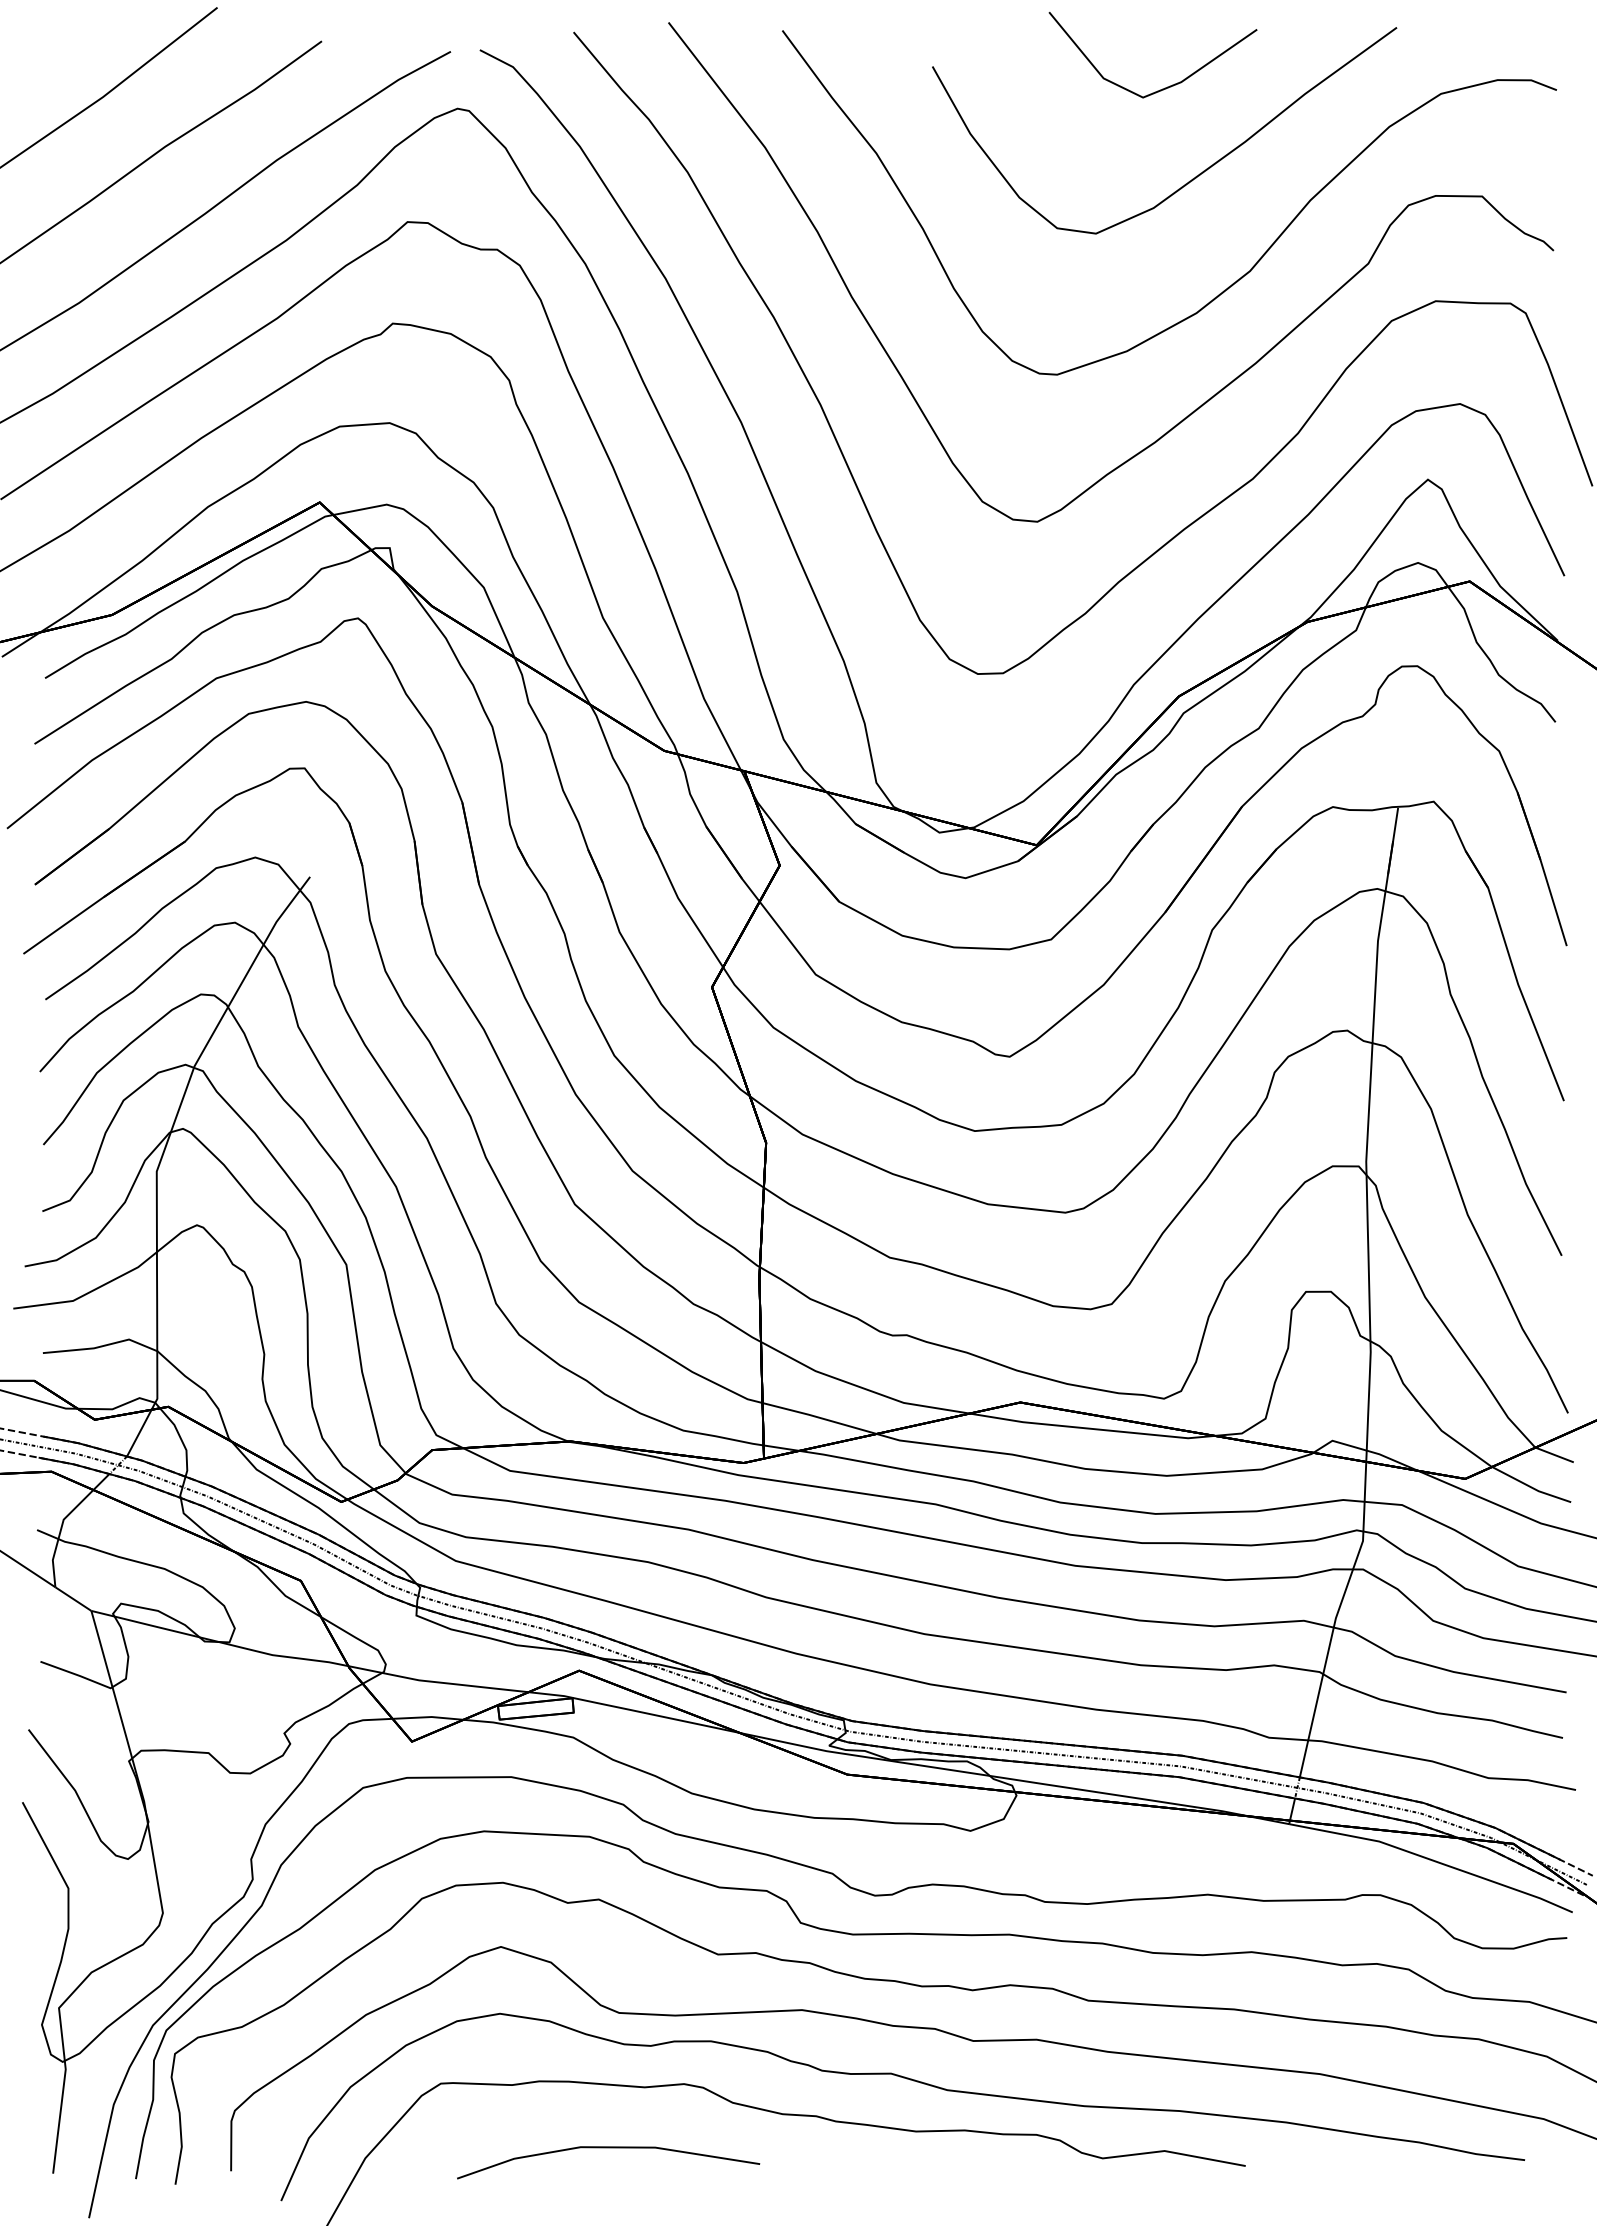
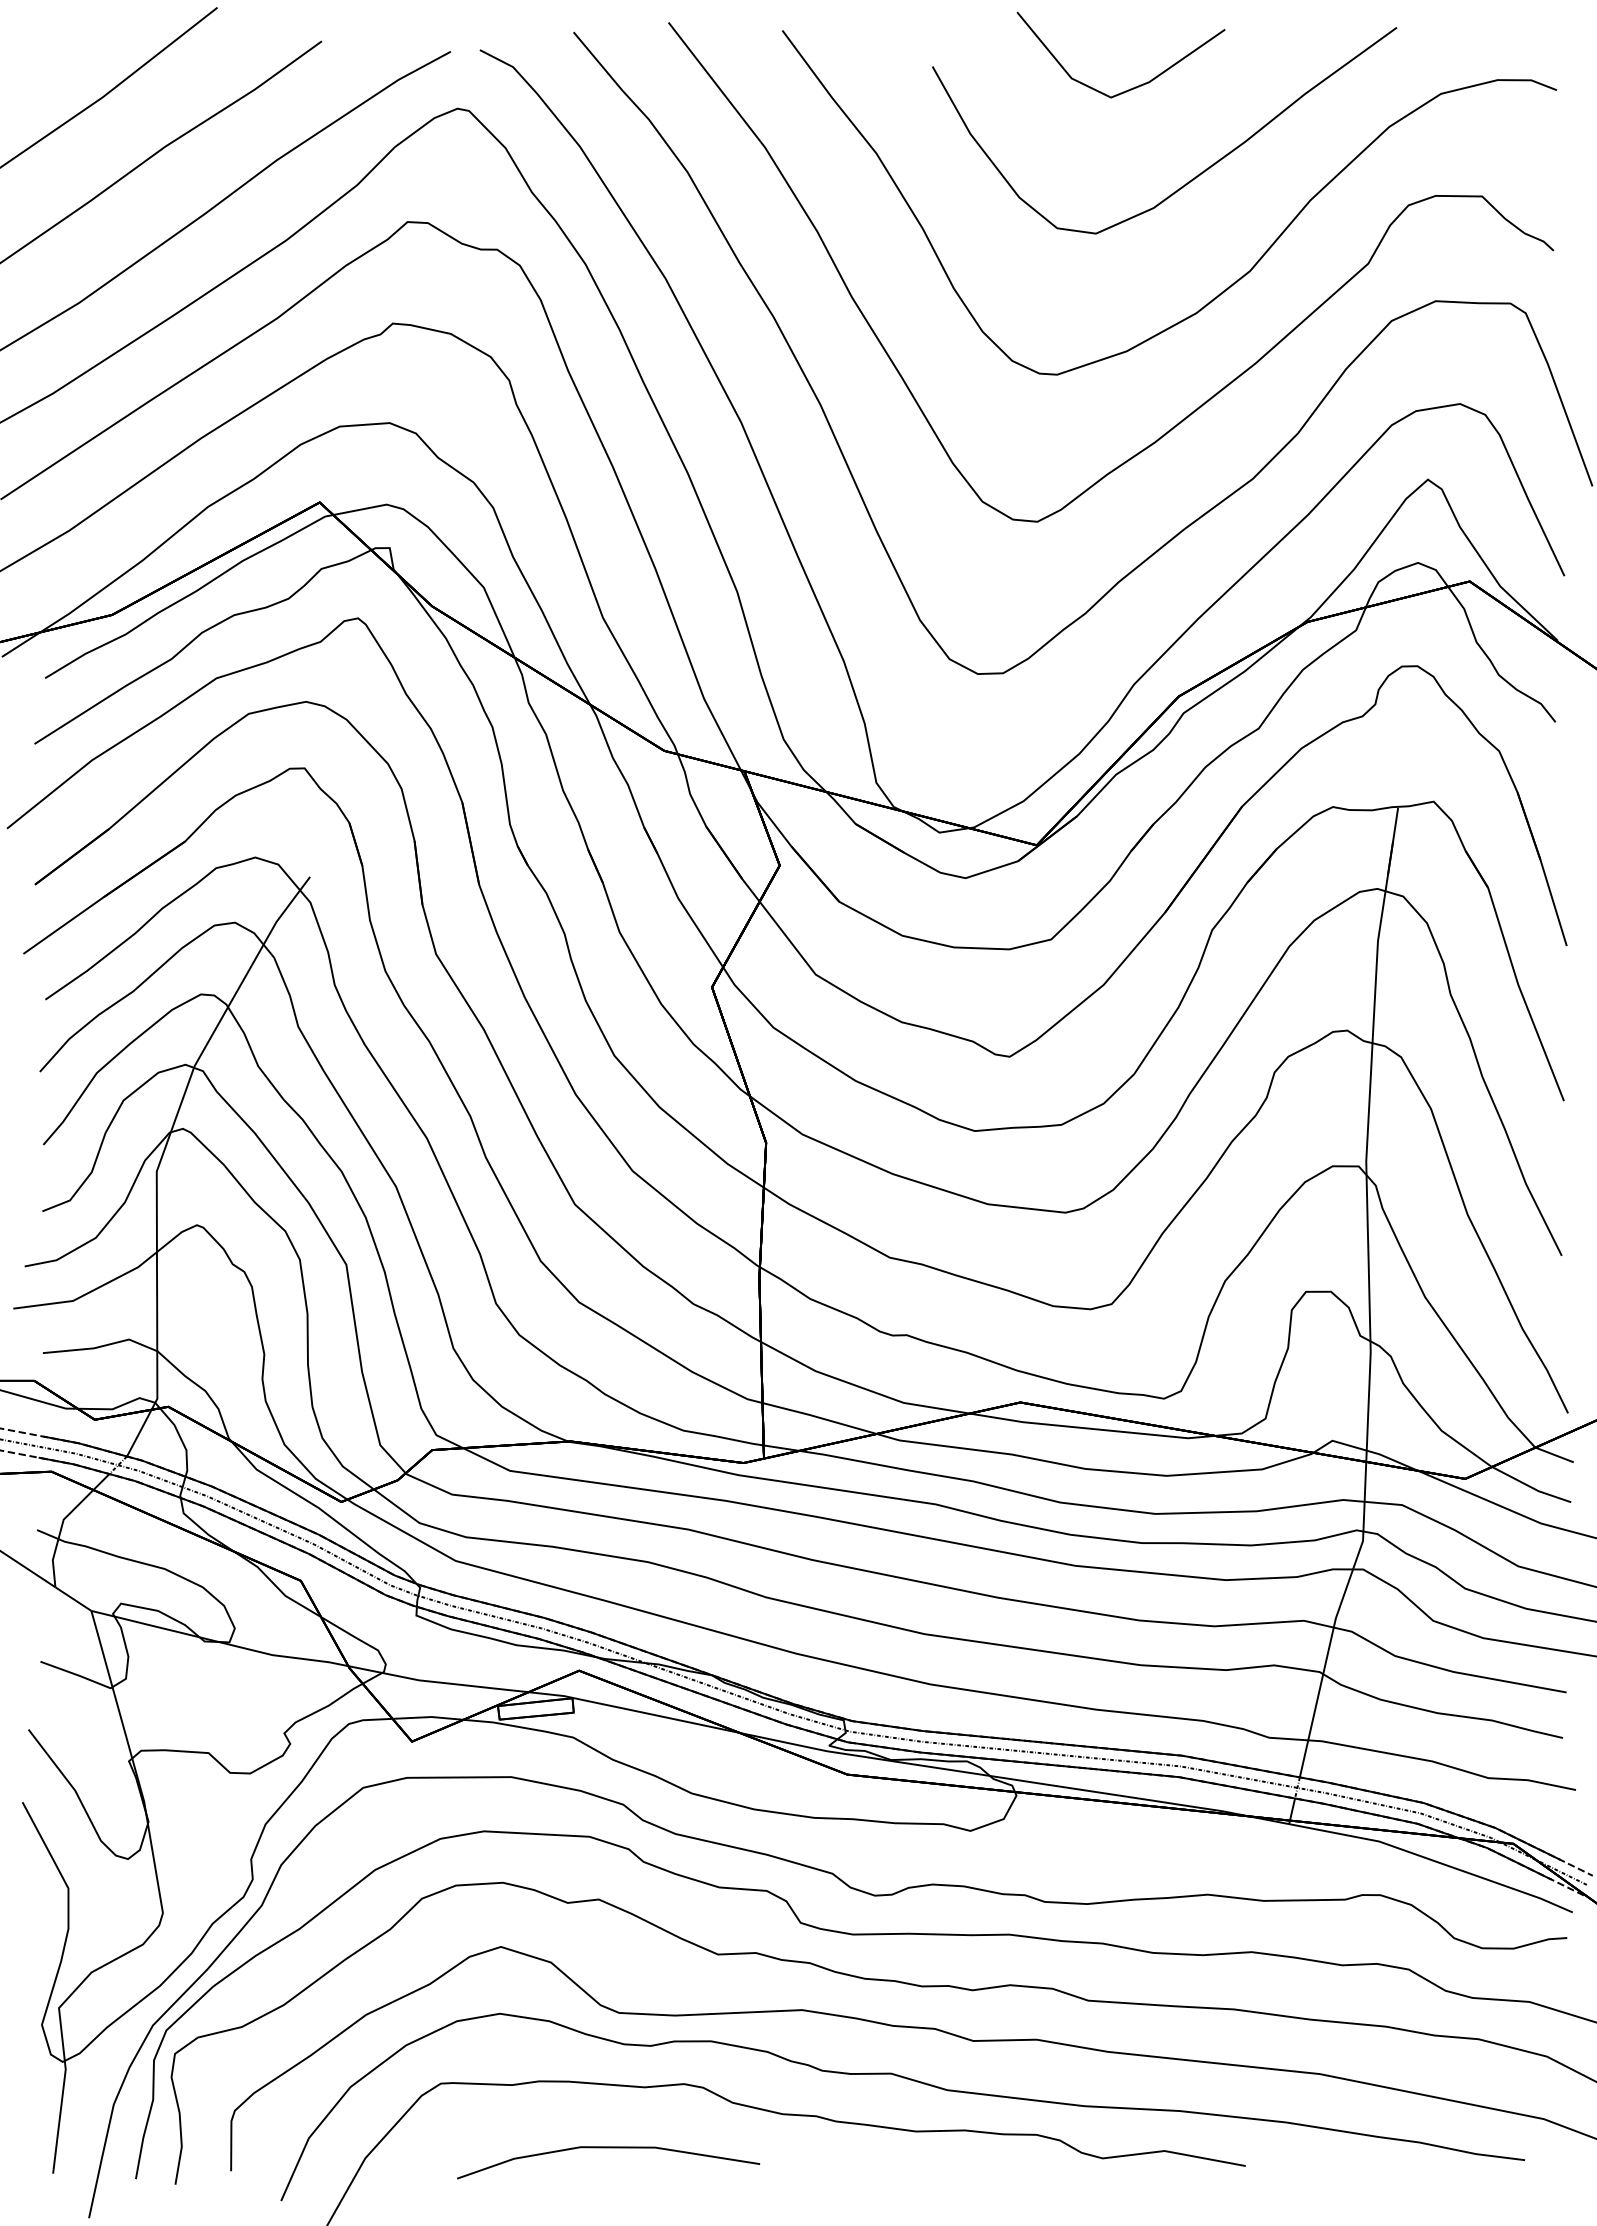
part position: (1167, 86) -> (1135, 86) (1135, 86)
